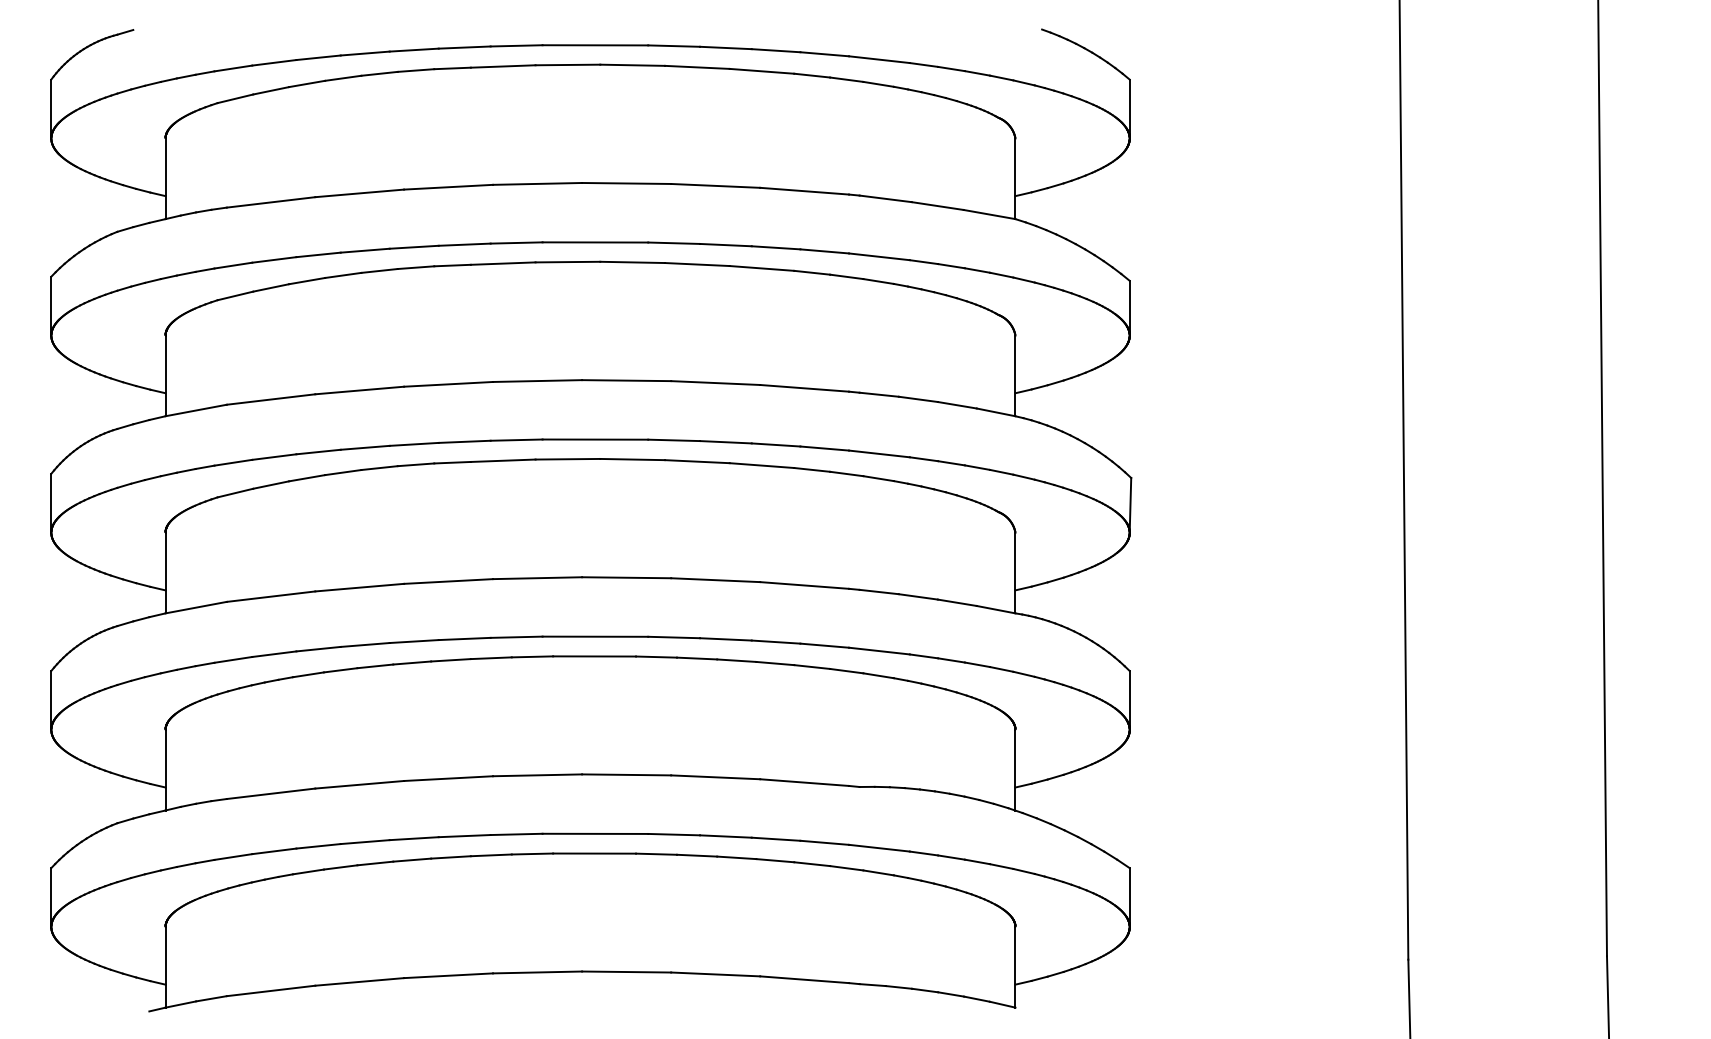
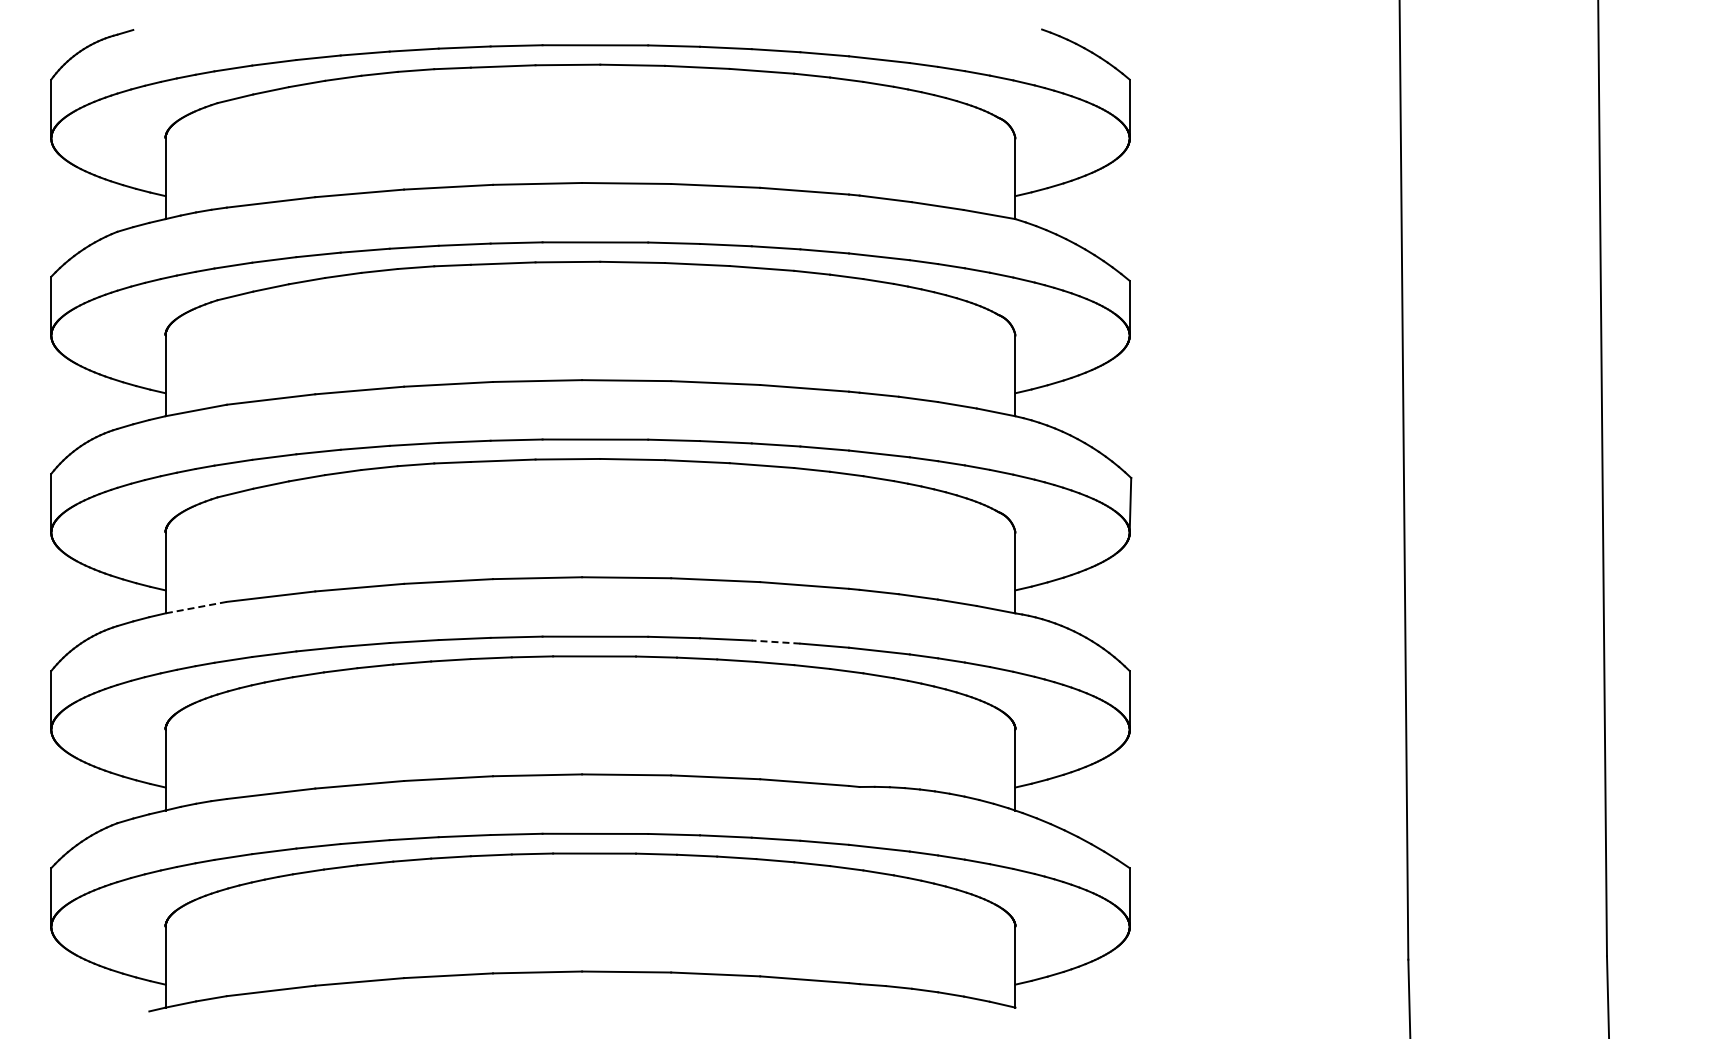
line: solid -> dashed (195, 607)
line: solid -> dashed (775, 642)
